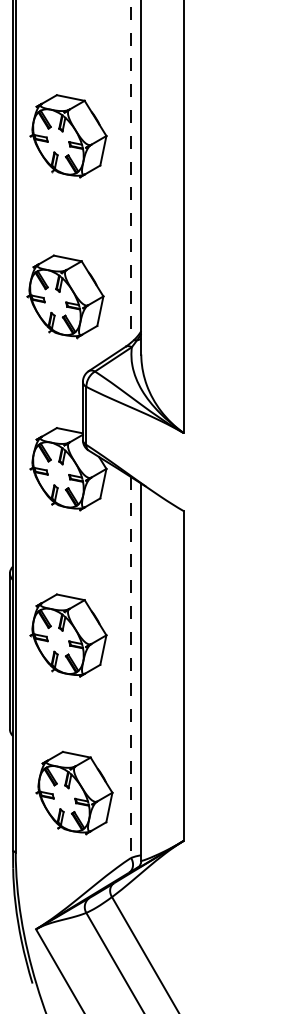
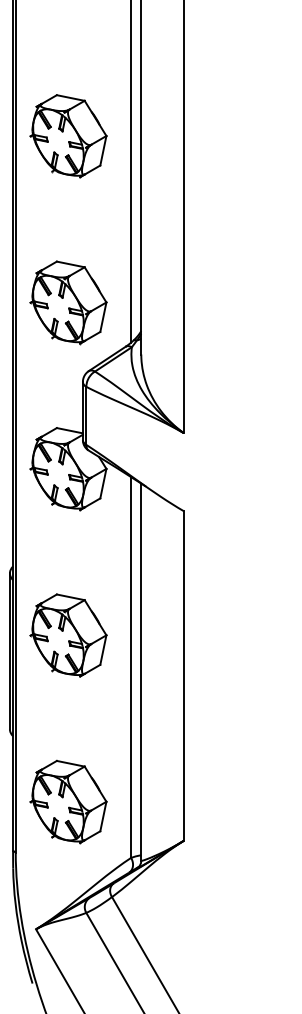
line: dashed -> solid (131, 171)
part position: (65, 296) -> (68, 302) (68, 302)
line: dashed -> solid (131, 668)
part position: (74, 792) -> (68, 801) (68, 801)
